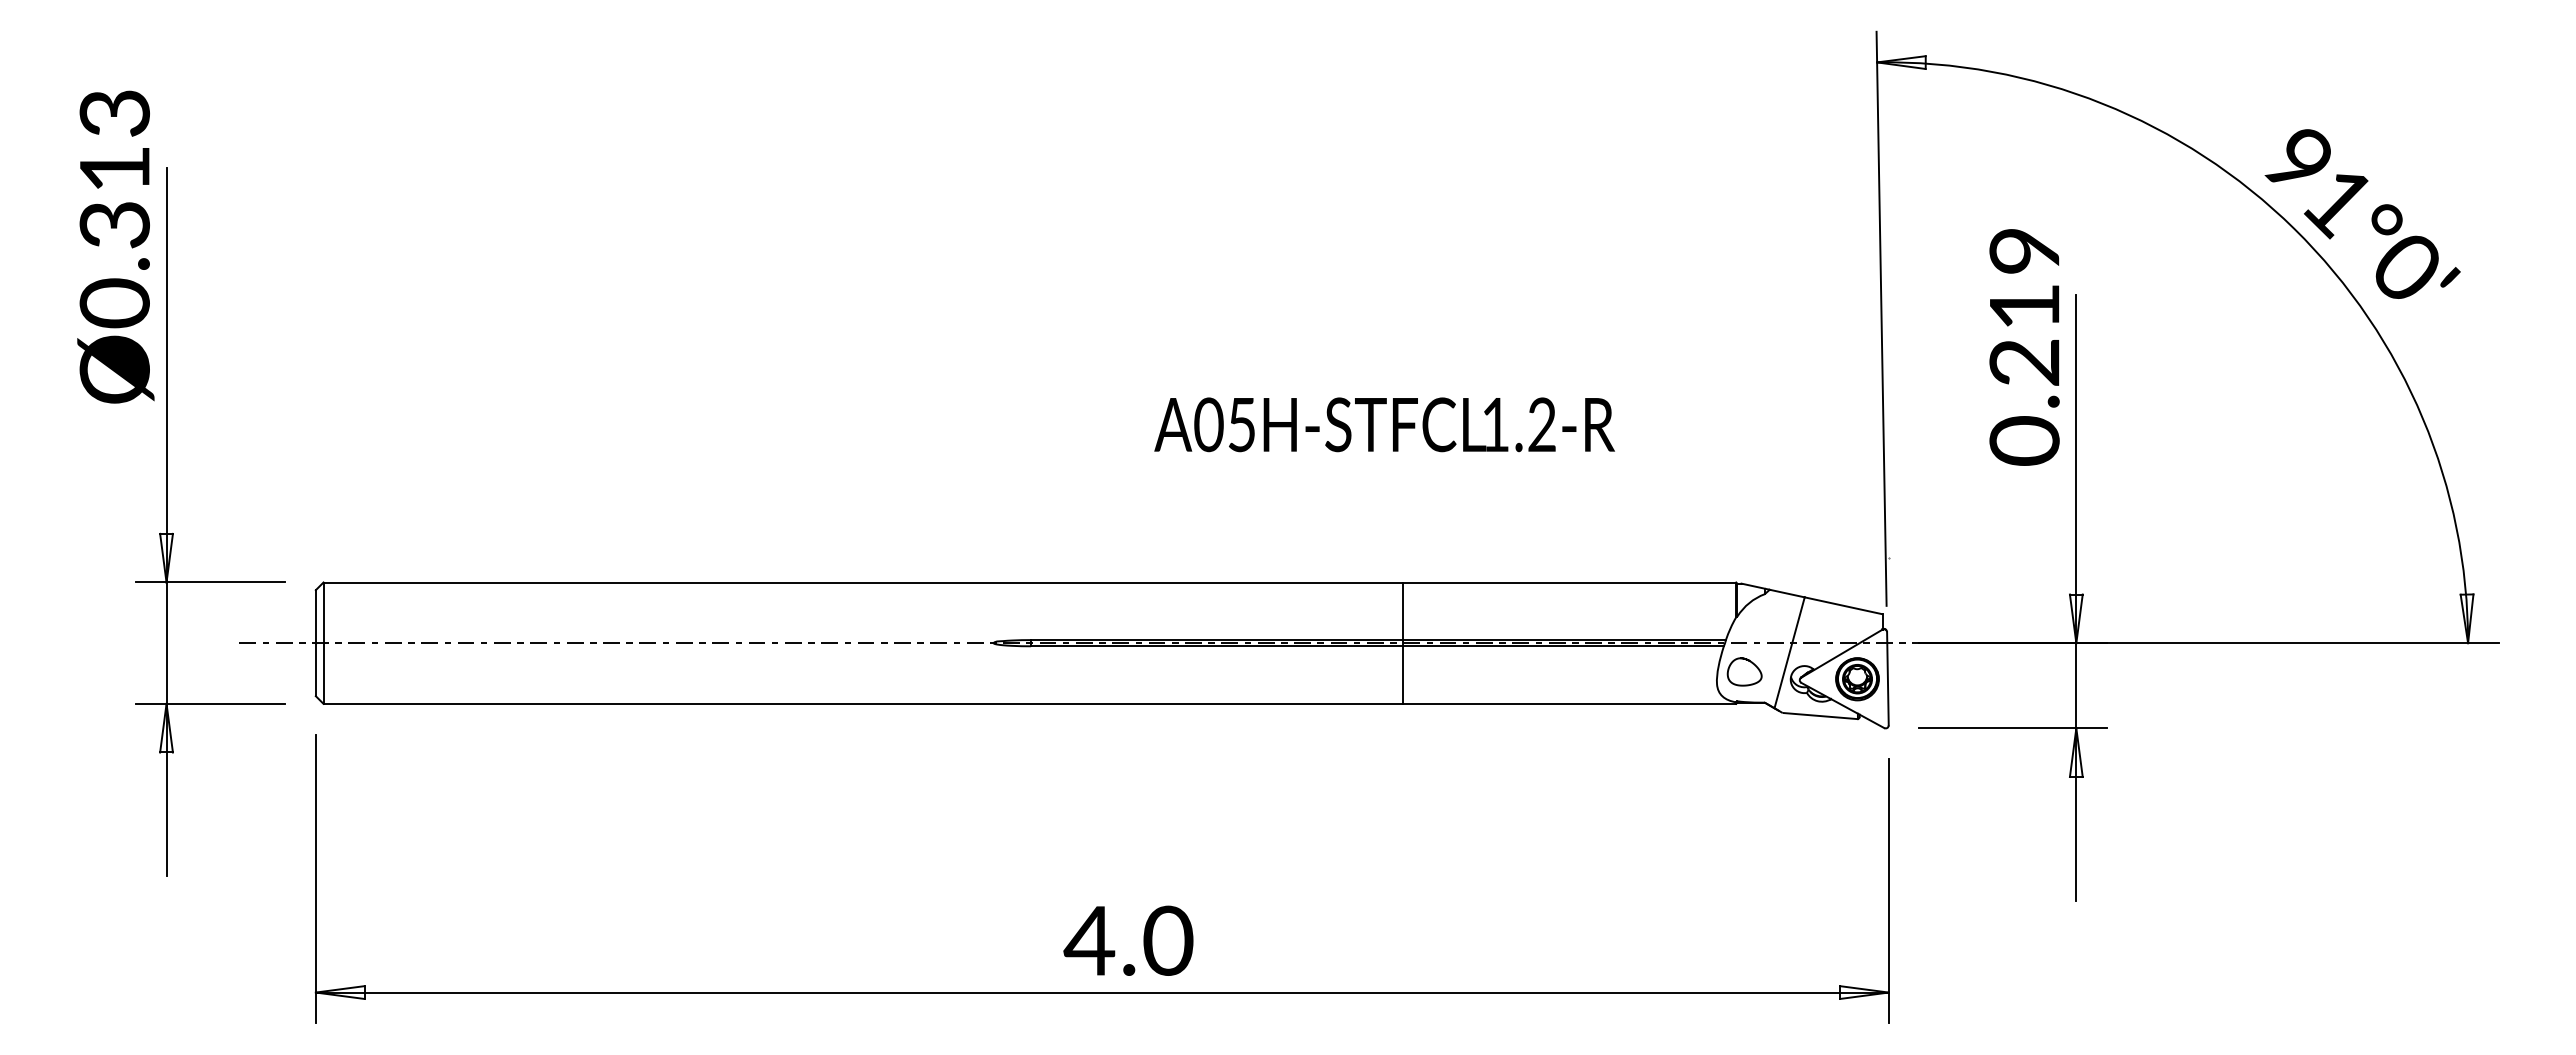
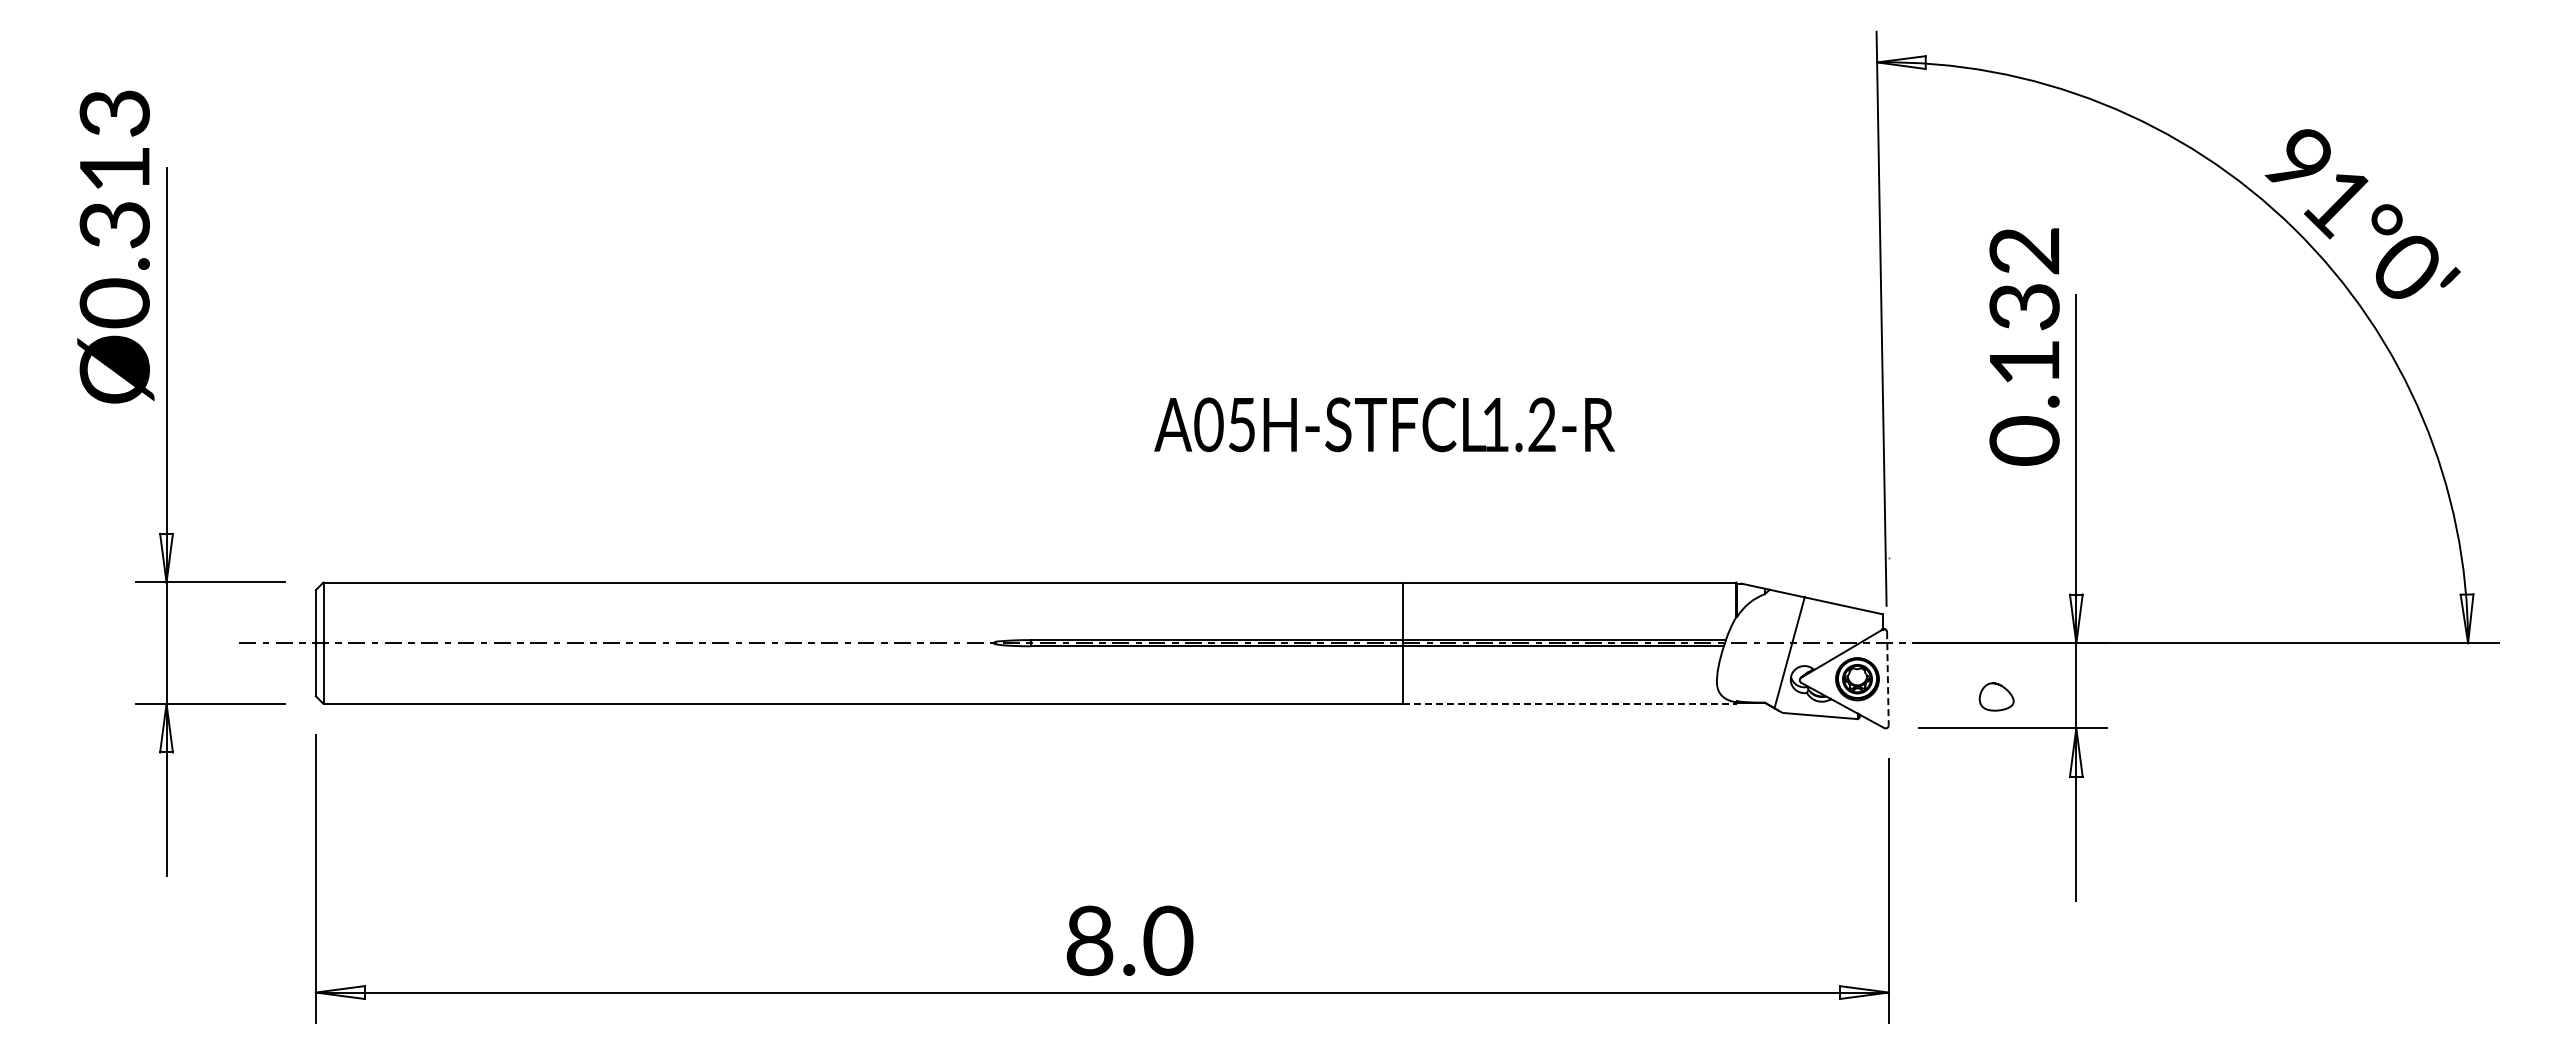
text: 0.219 -> 0.132 (2024, 306)
curve position: (1751, 663) -> (2003, 688) (2003, 688)
line: solid -> dashed (1887, 678)
line: solid -> dashed (1570, 703)
text: 4.0 -> 8.0 (1089, 940)
